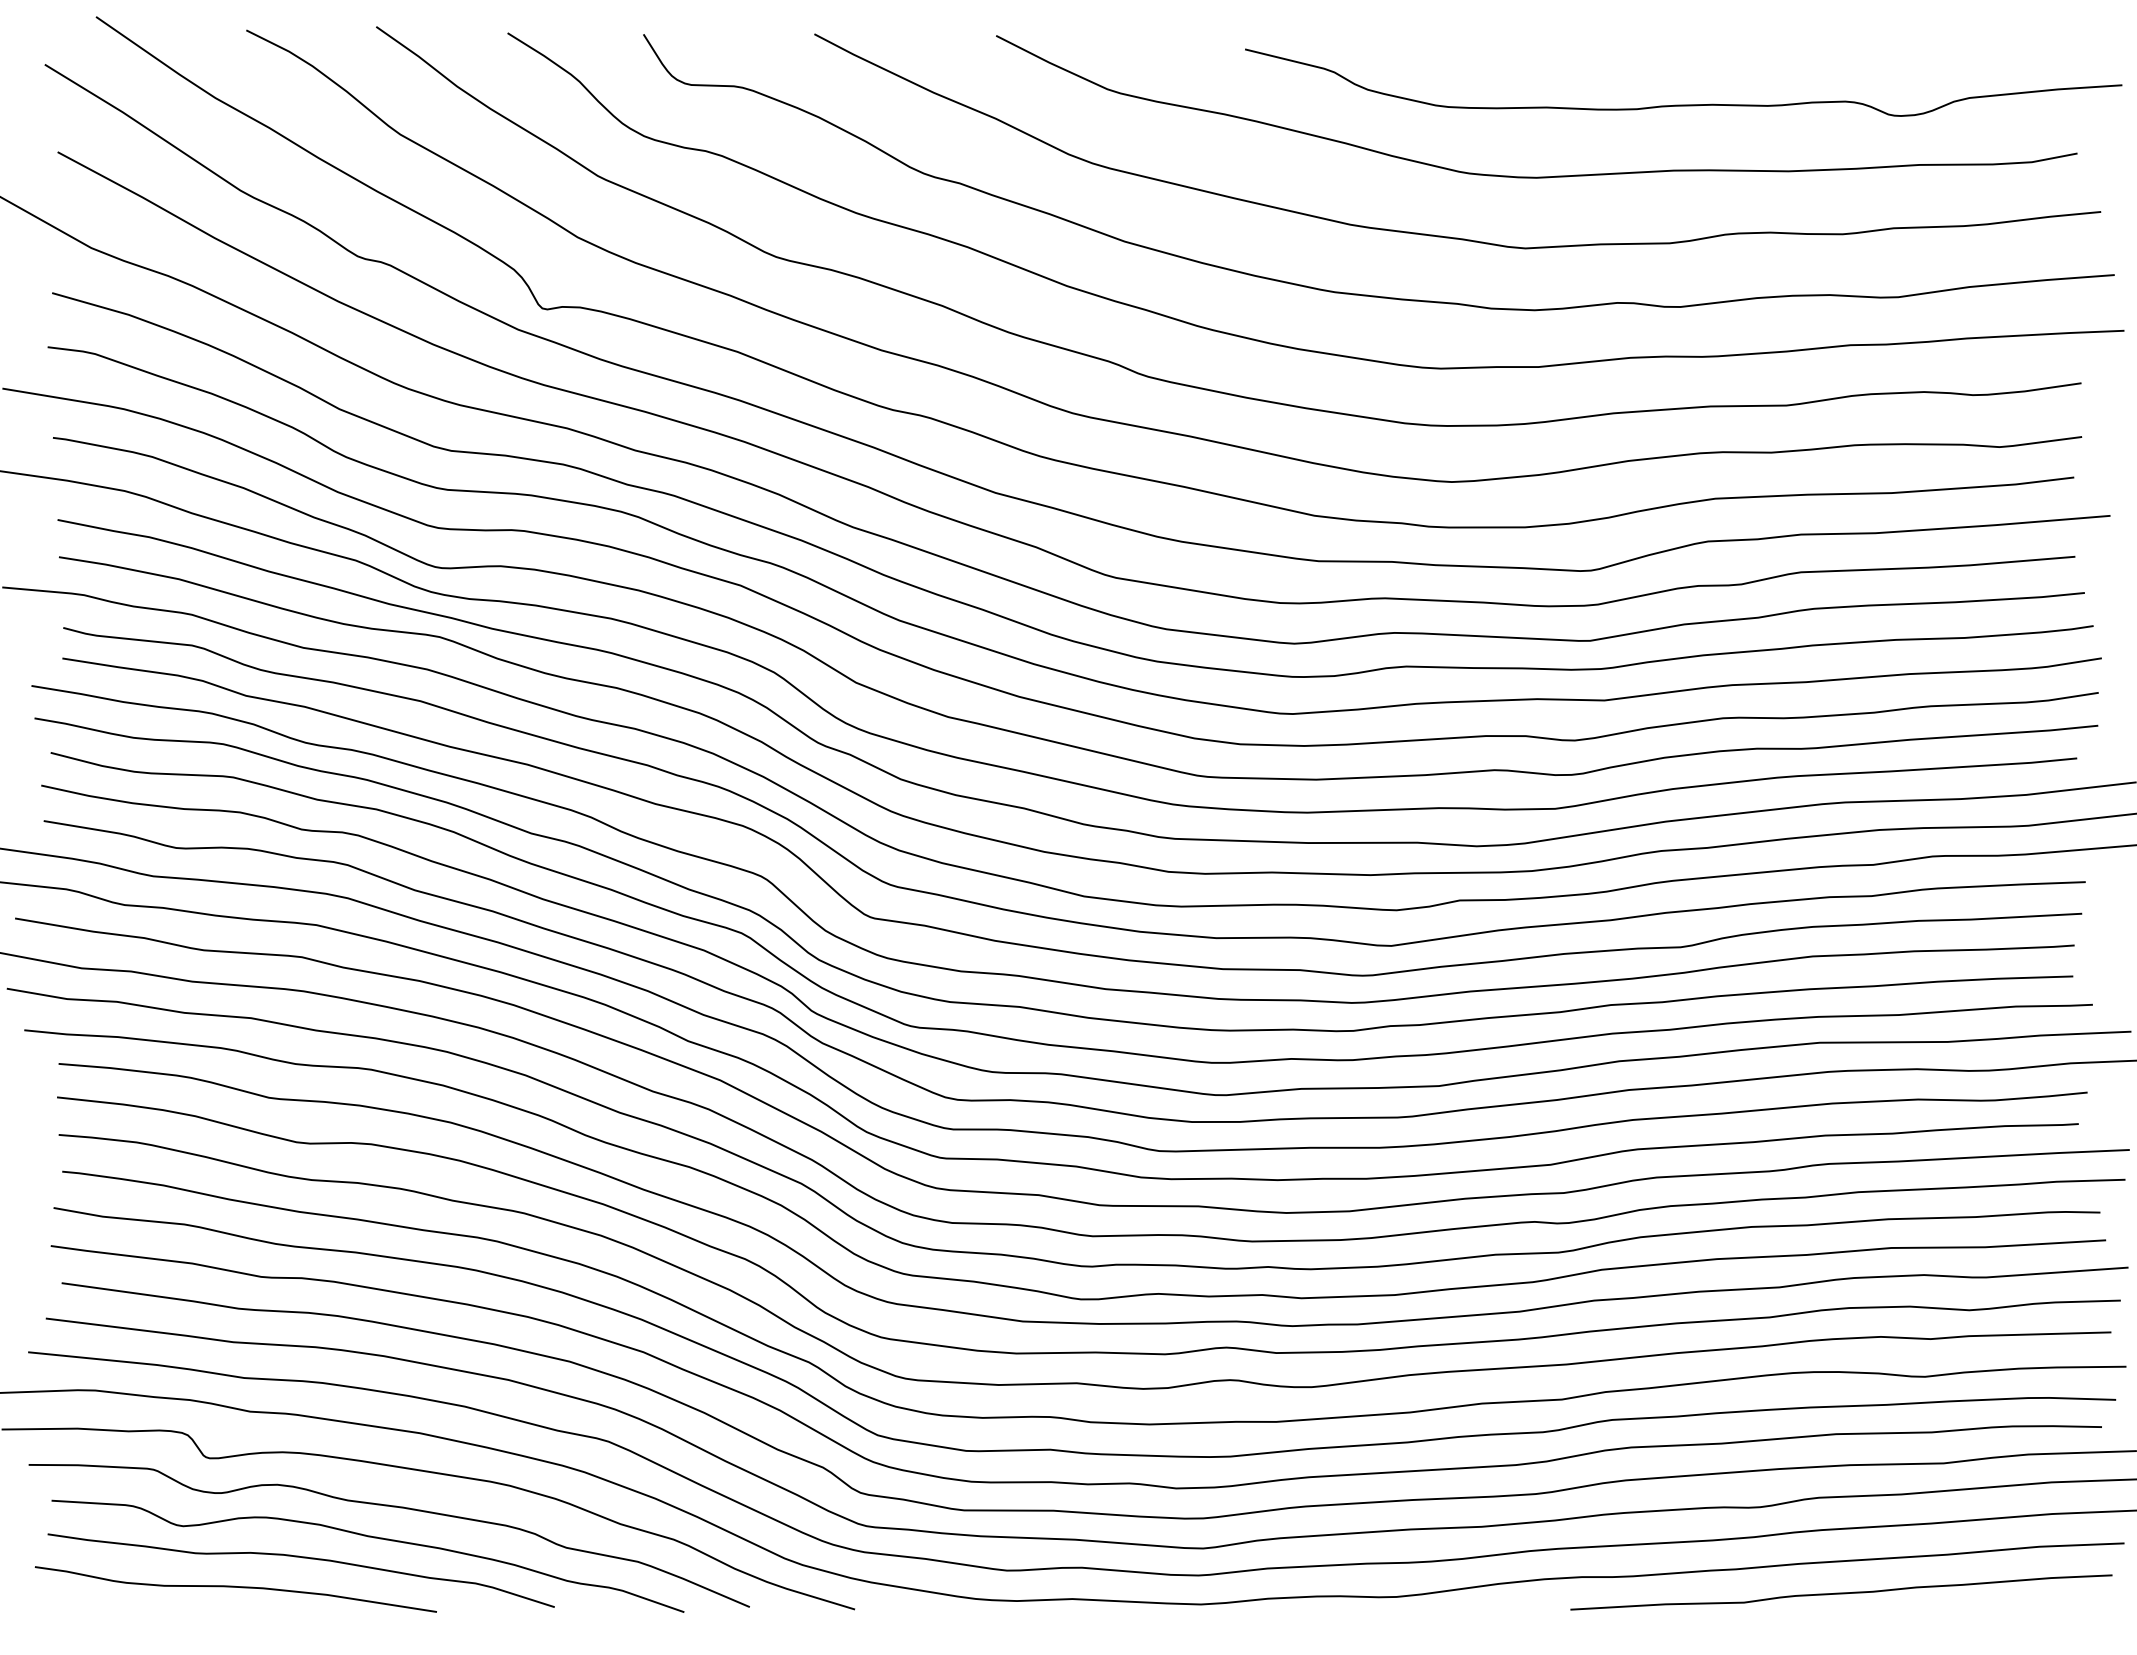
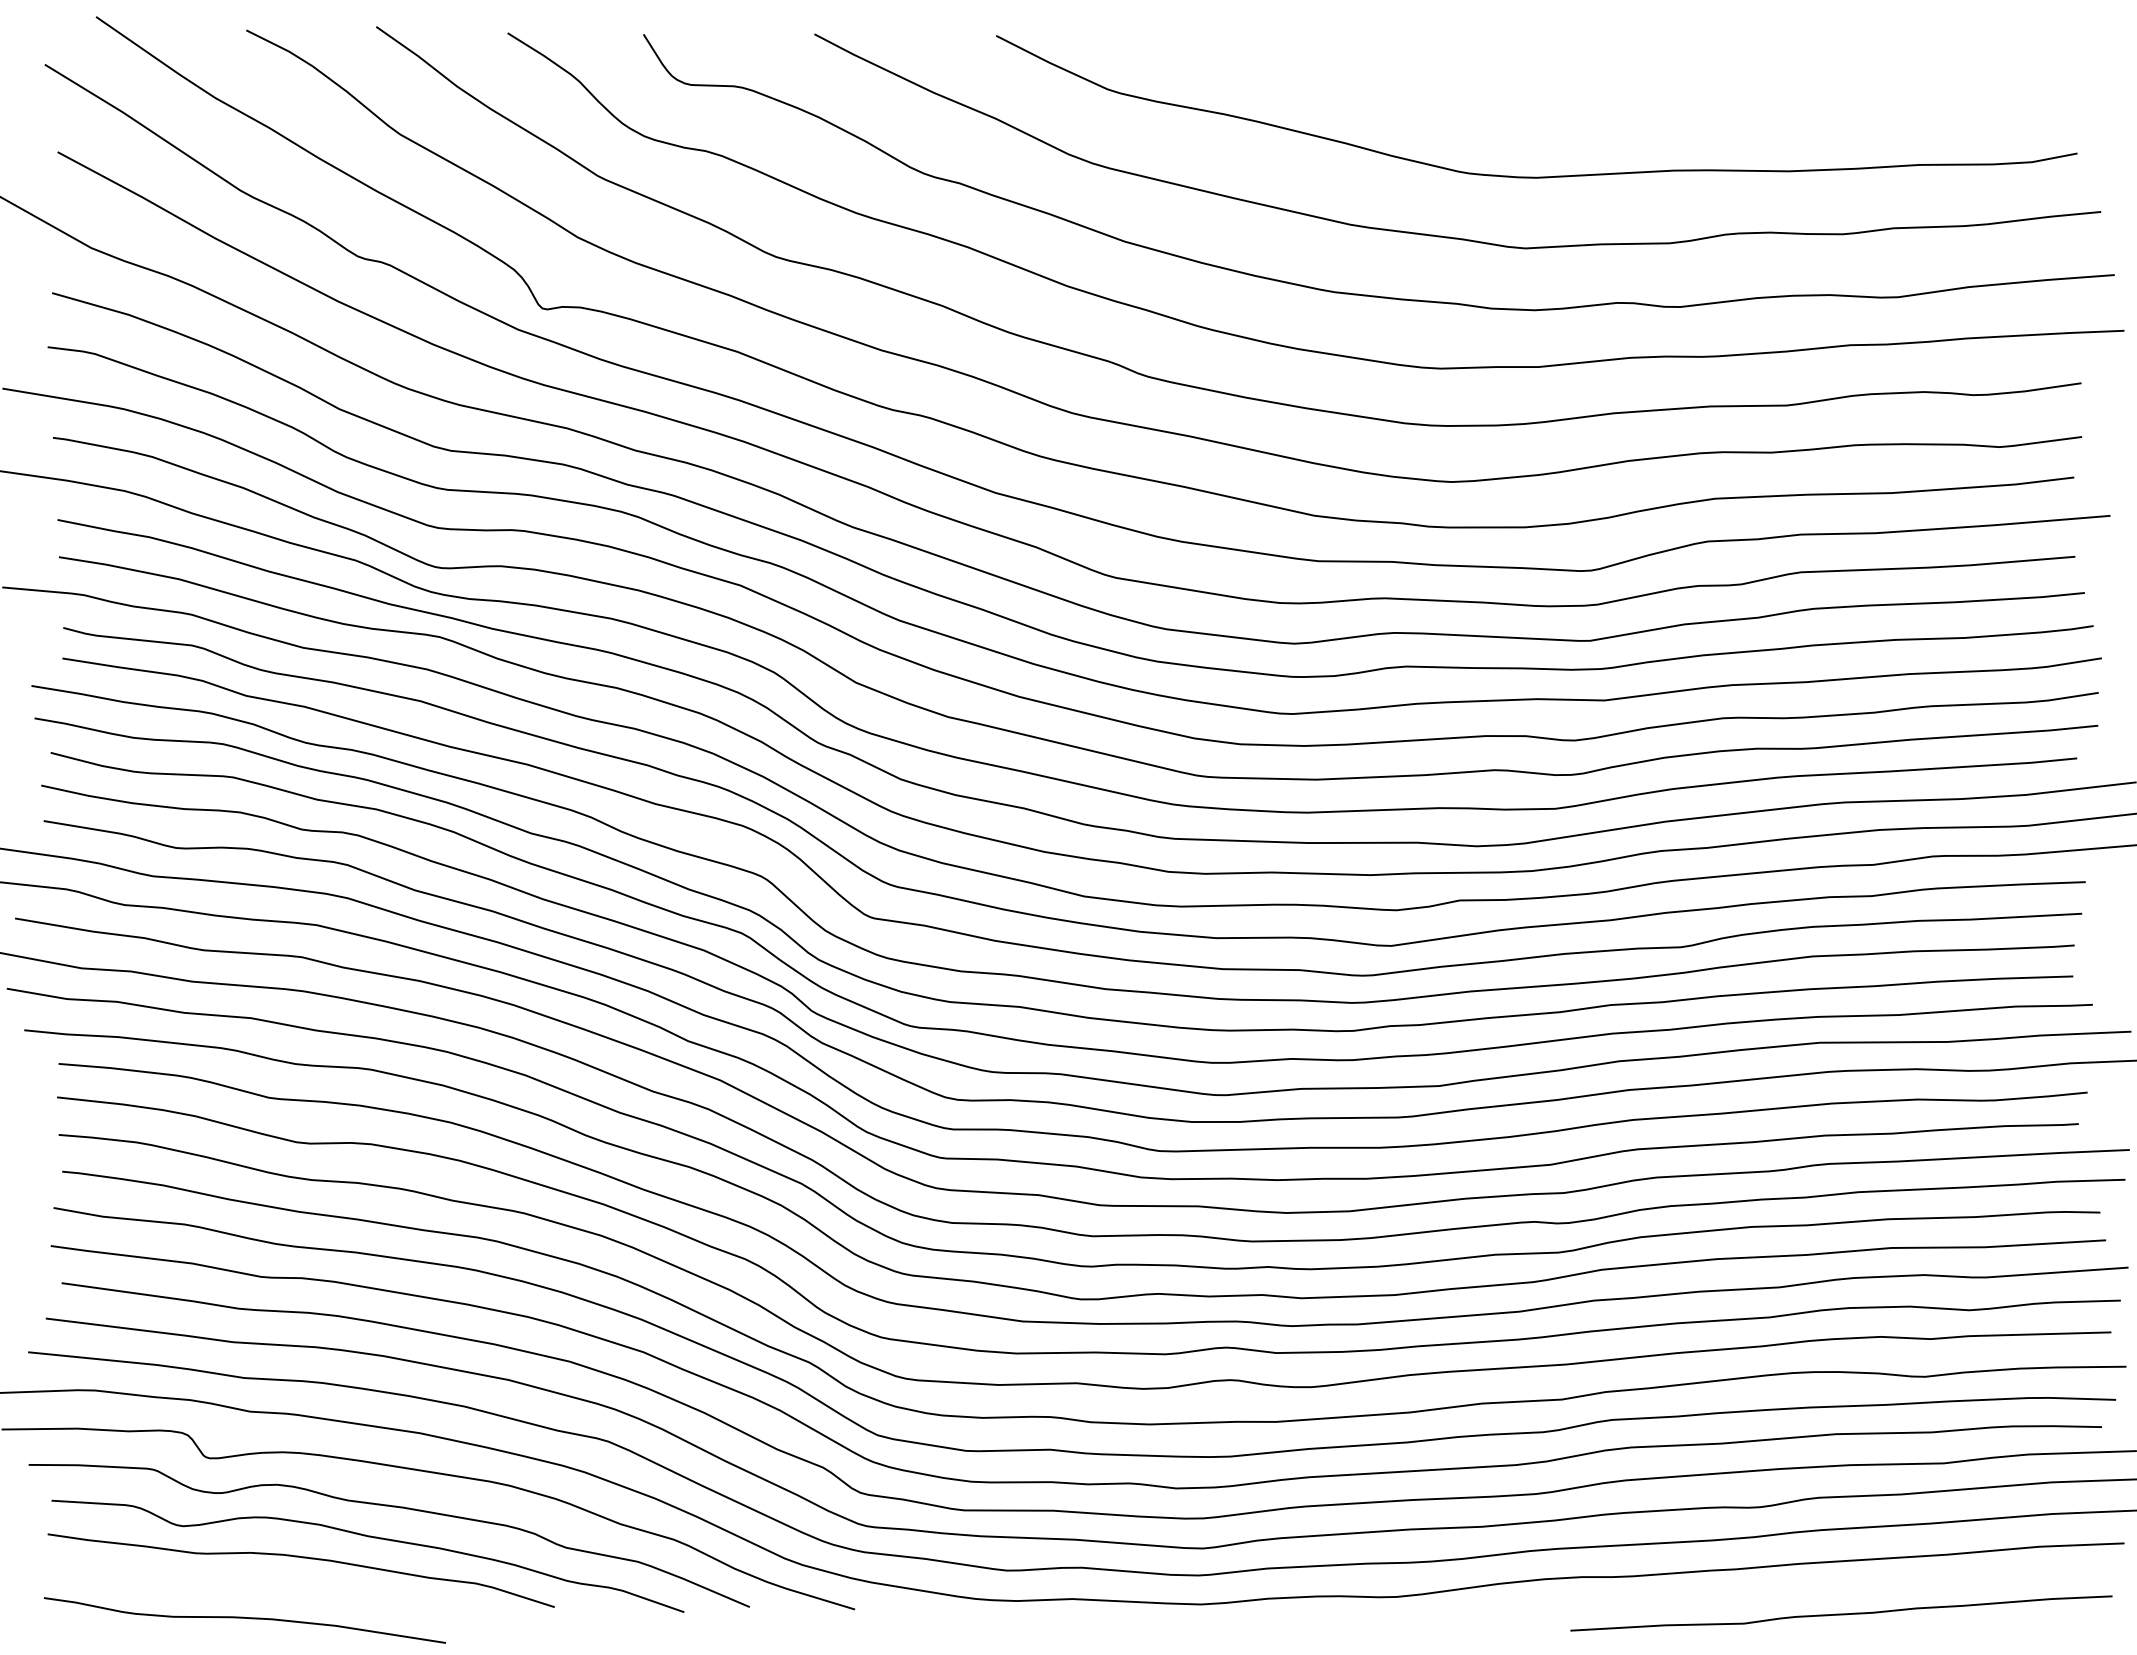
curve: present -> none (1683, 104)
curve position: (235, 1587) -> (244, 1618) (244, 1618)
curve position: (1841, 1592) -> (1841, 1613) (1841, 1613)
